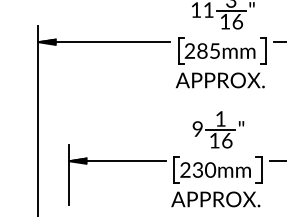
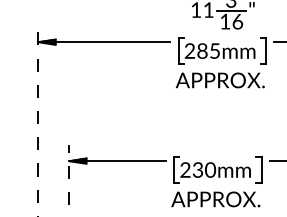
line: solid -> dashed (38, 120)
part: present -> none (218, 129)
line: solid -> dashed (69, 174)
